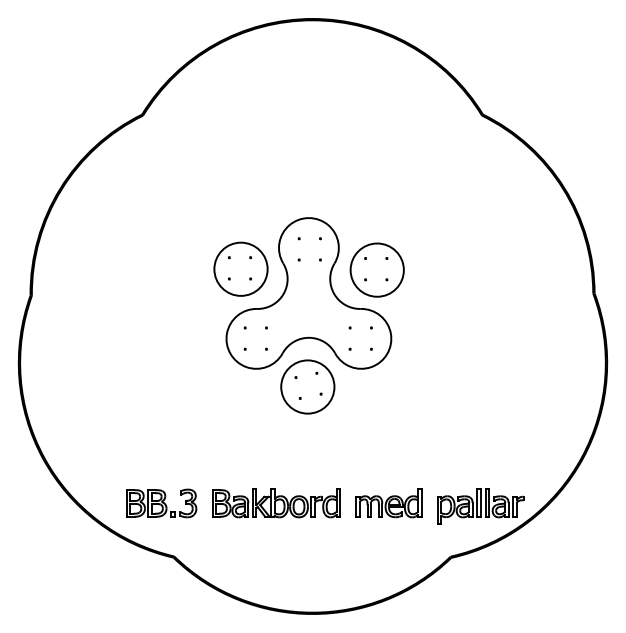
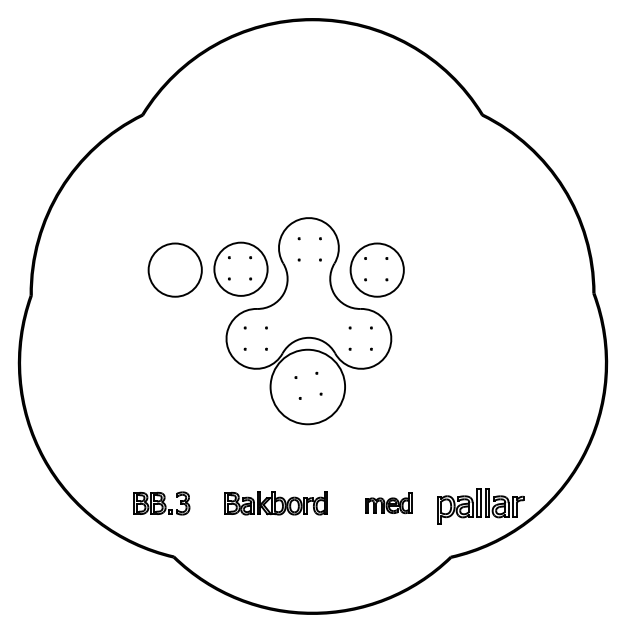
circle: none -> present (174, 269)
circle diameter: 53 px -> 75 px (307, 386)
part size: 72x31 px -> 58x25 px (161, 503)
part size: 129x31 px -> 104x25 px (275, 503)
part size: 68x31 px -> 48x23 px (388, 503)
